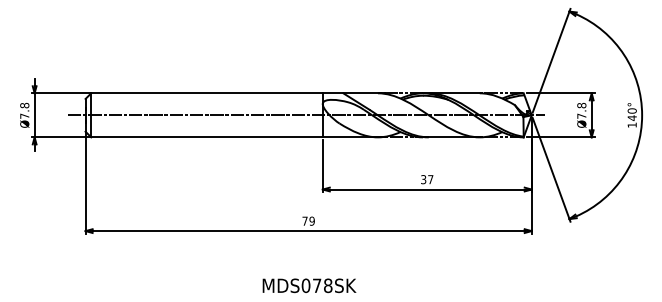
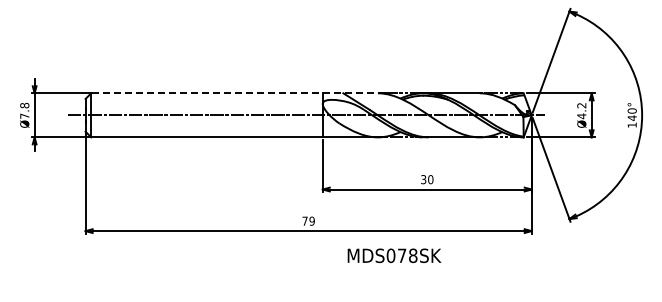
line: solid -> dashed (238, 93)
text: Ø7.8 -> Ø4.2 (581, 110)
text: 37 -> 30 (430, 179)
text position: (309, 285) -> (394, 255) (394, 255)
